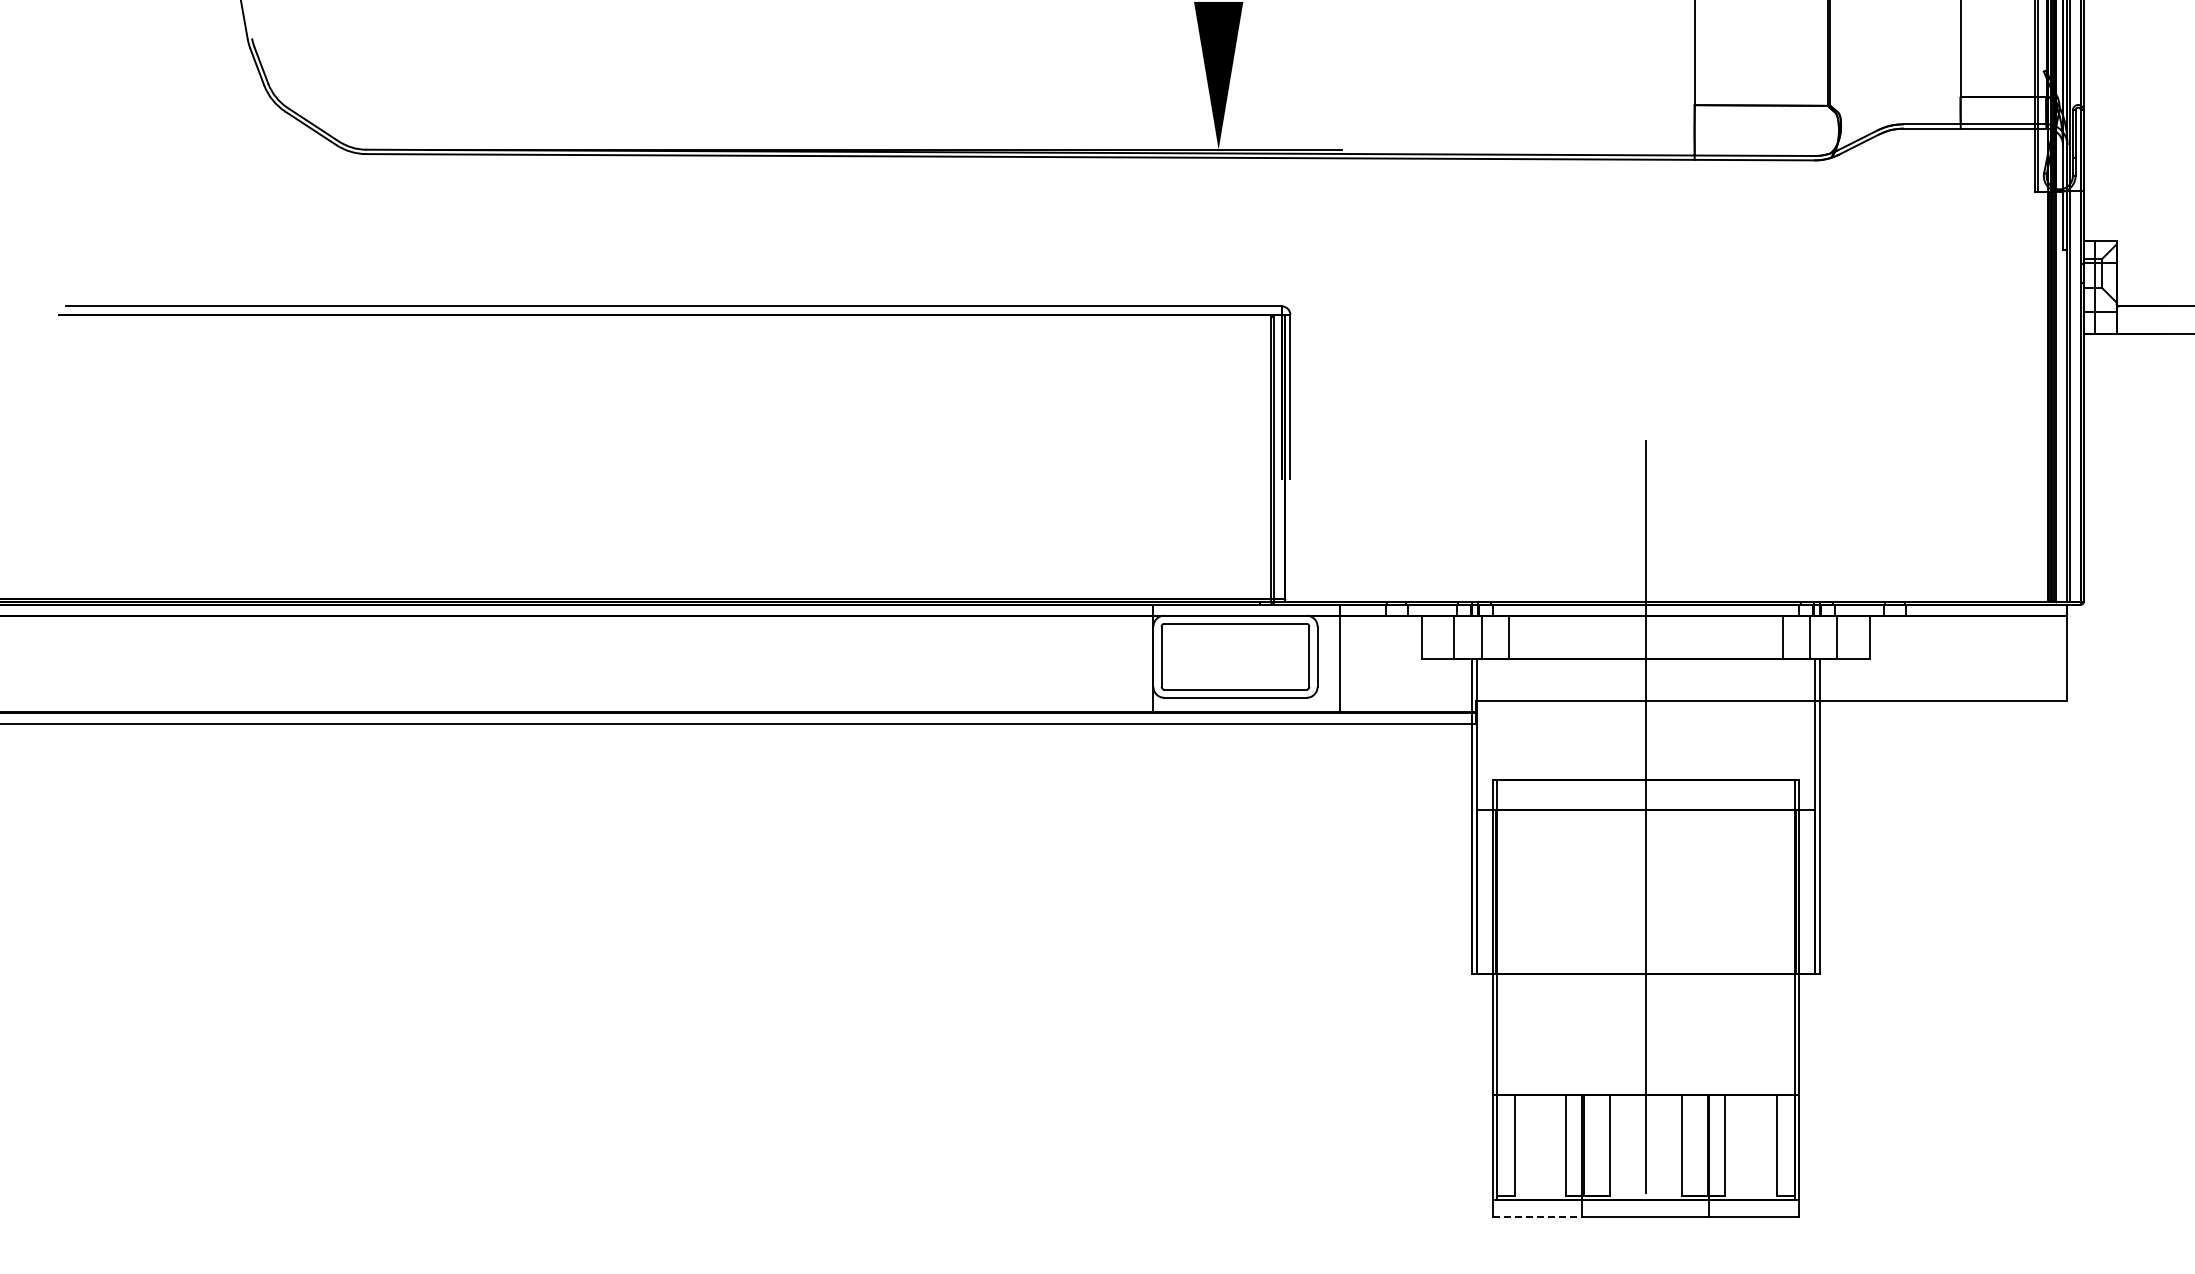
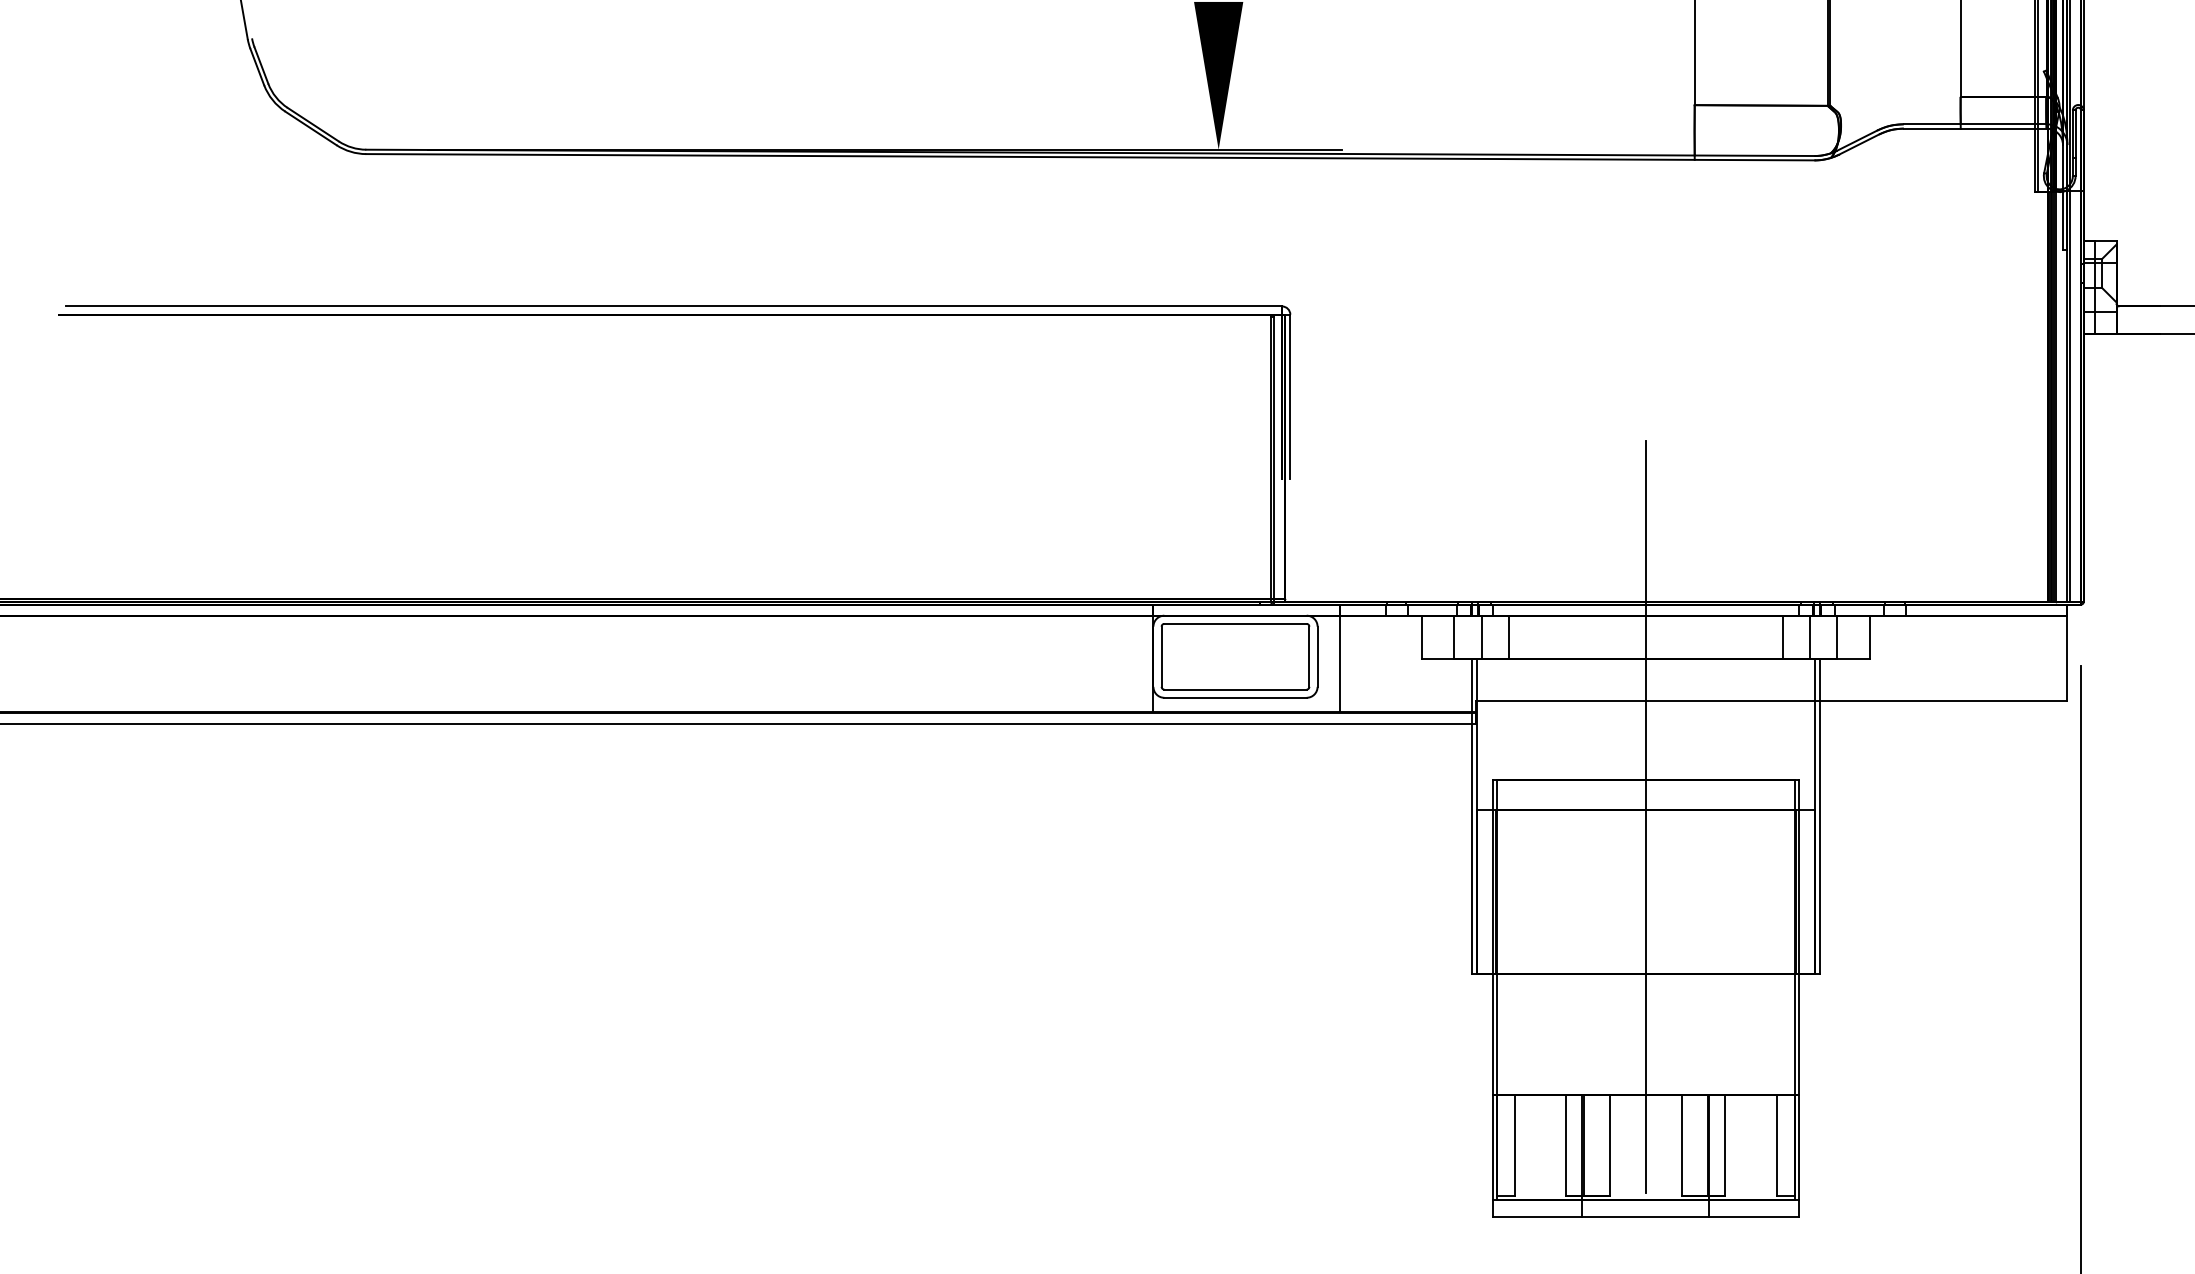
line: none -> present (2080, 968)
line: dashed -> solid (1537, 1216)
